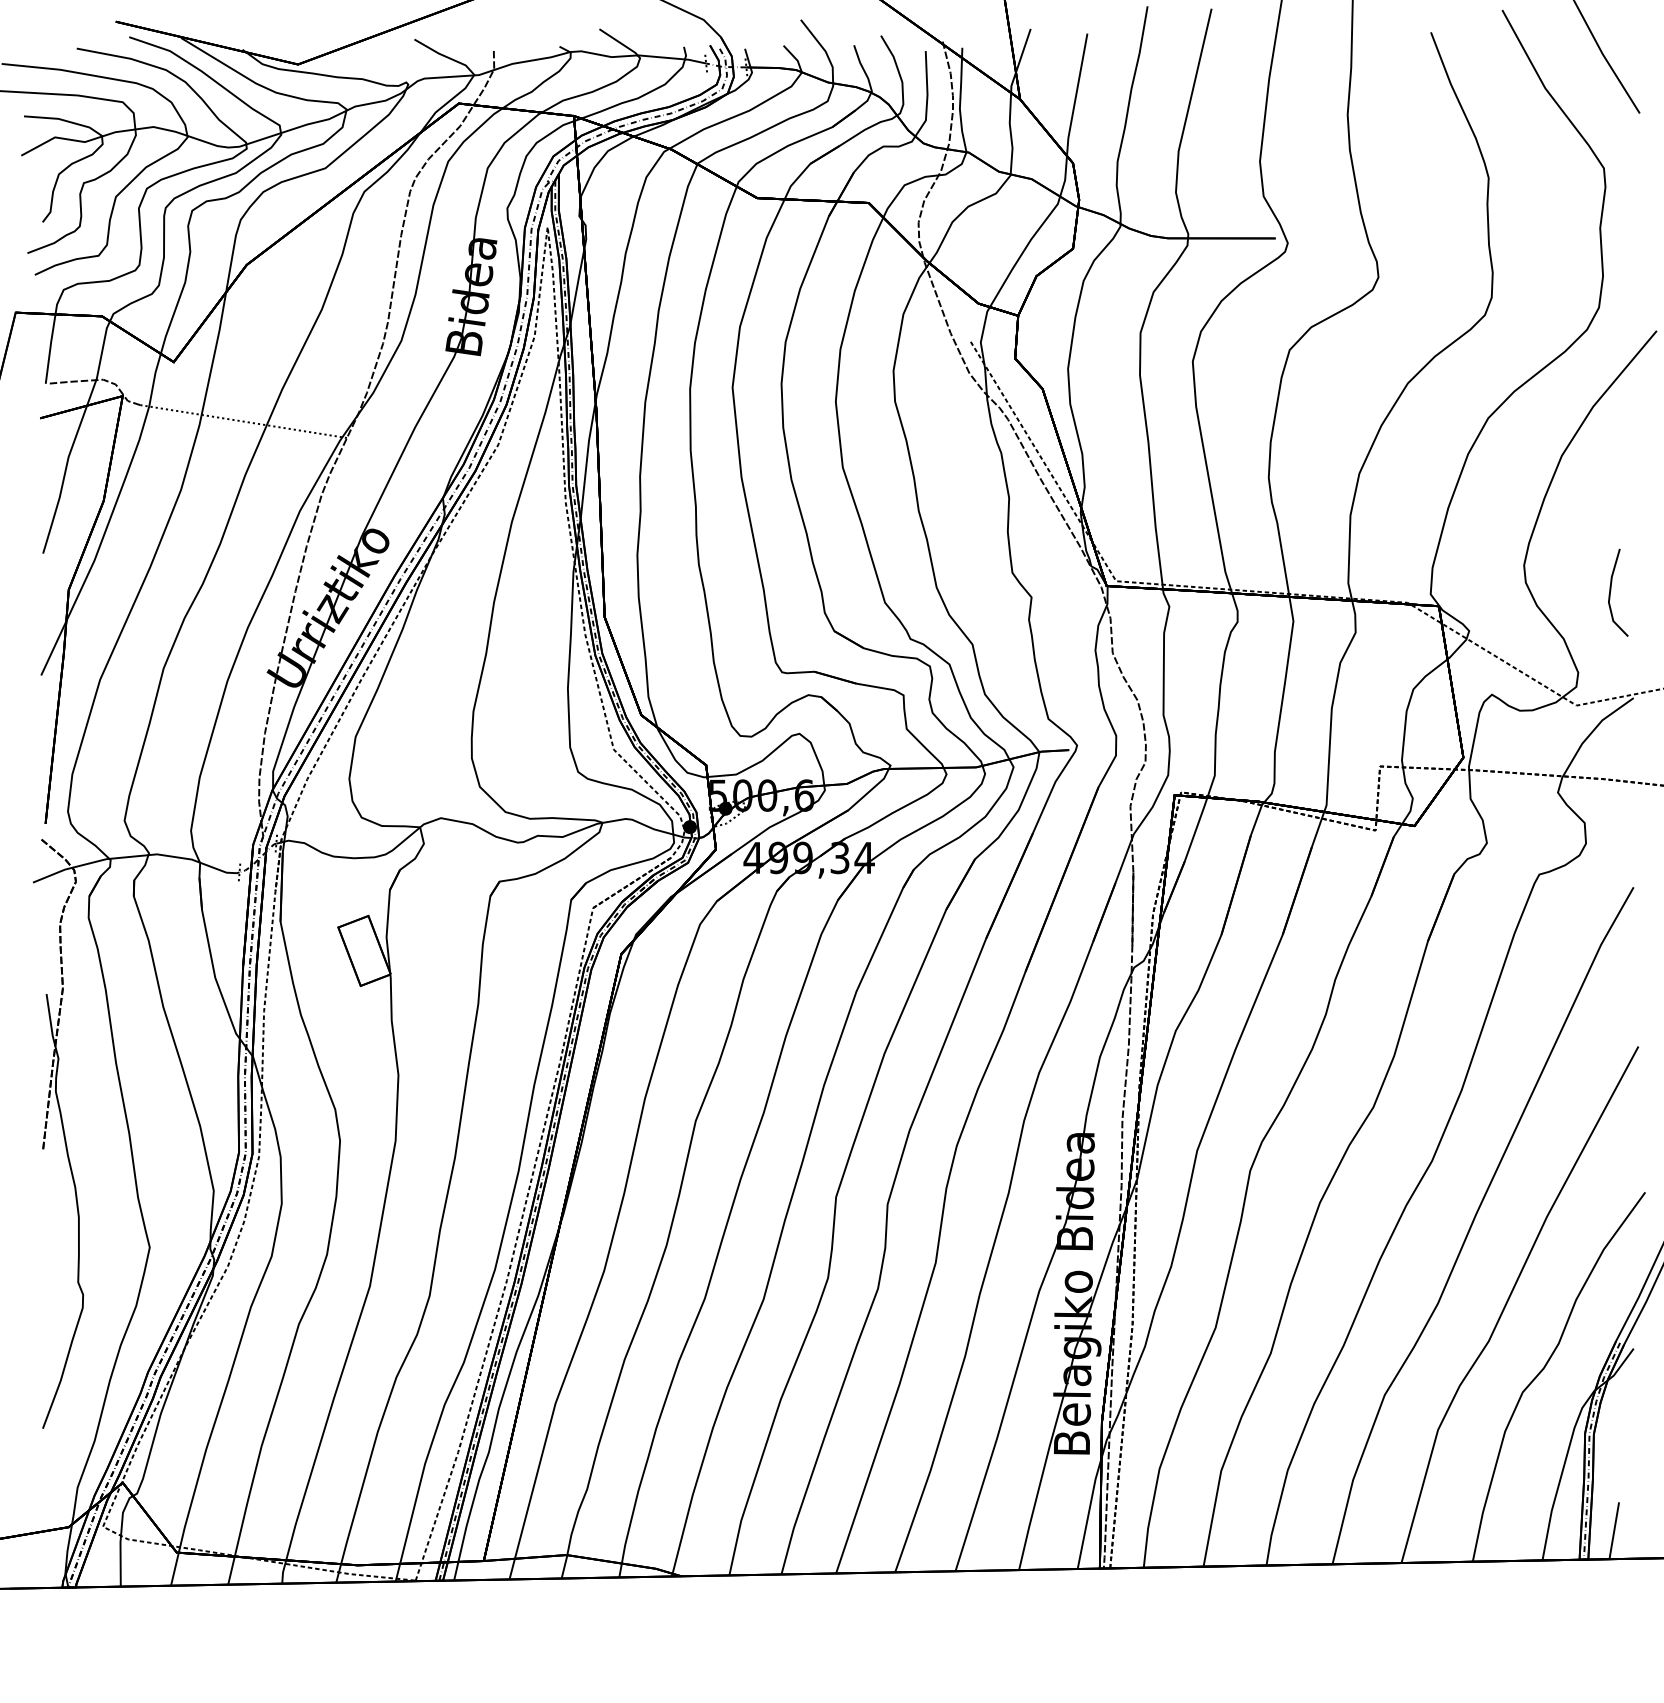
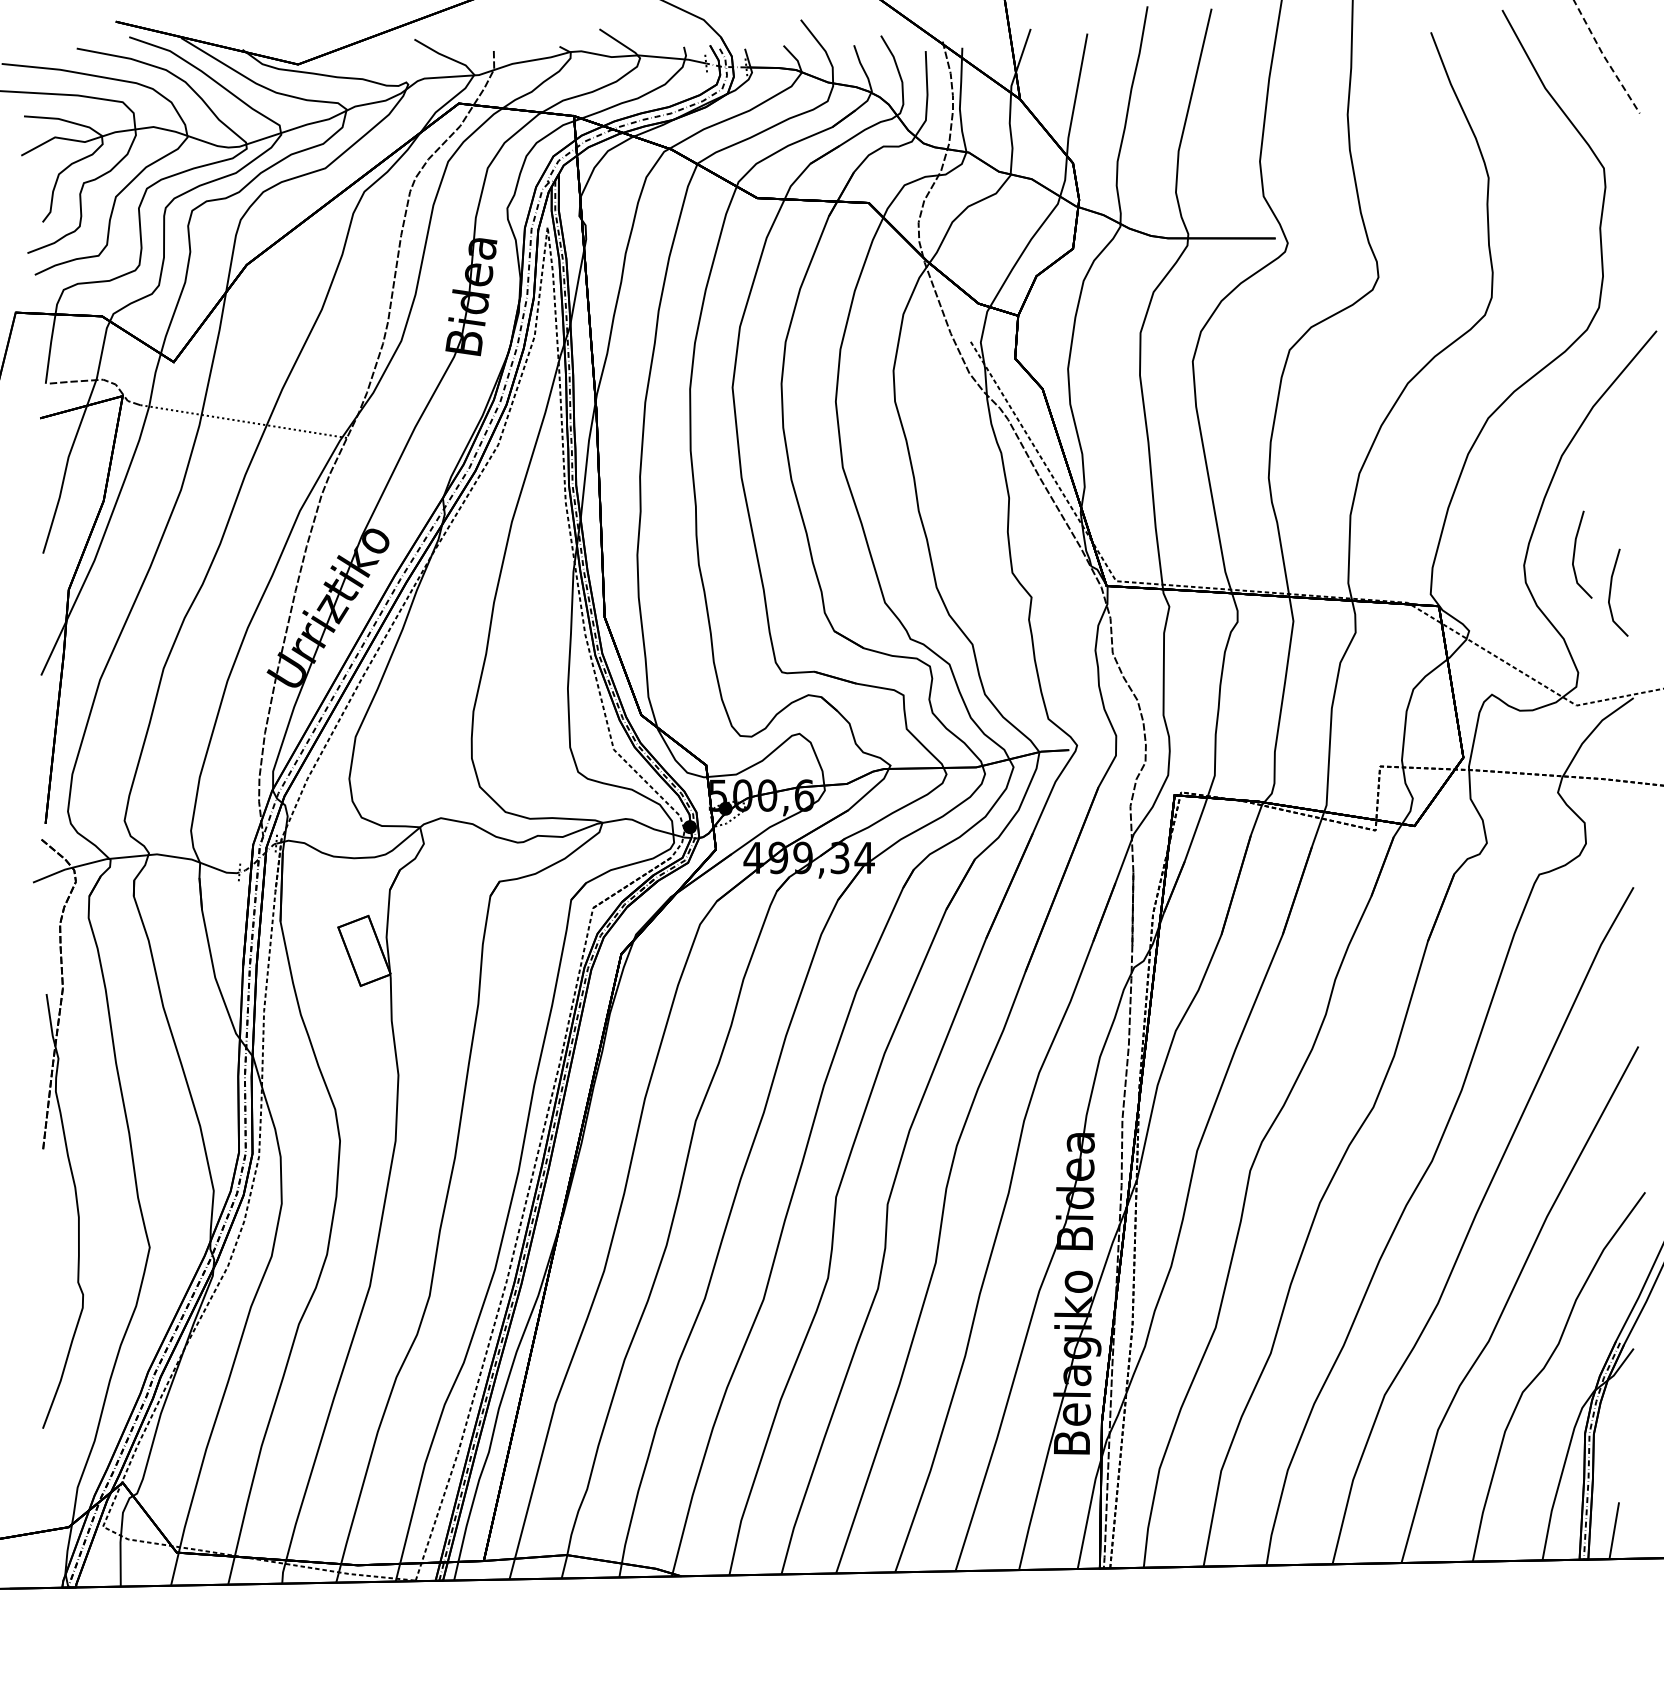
line: solid -> dashed (1604, 57)
line: none -> present (1575, 552)
